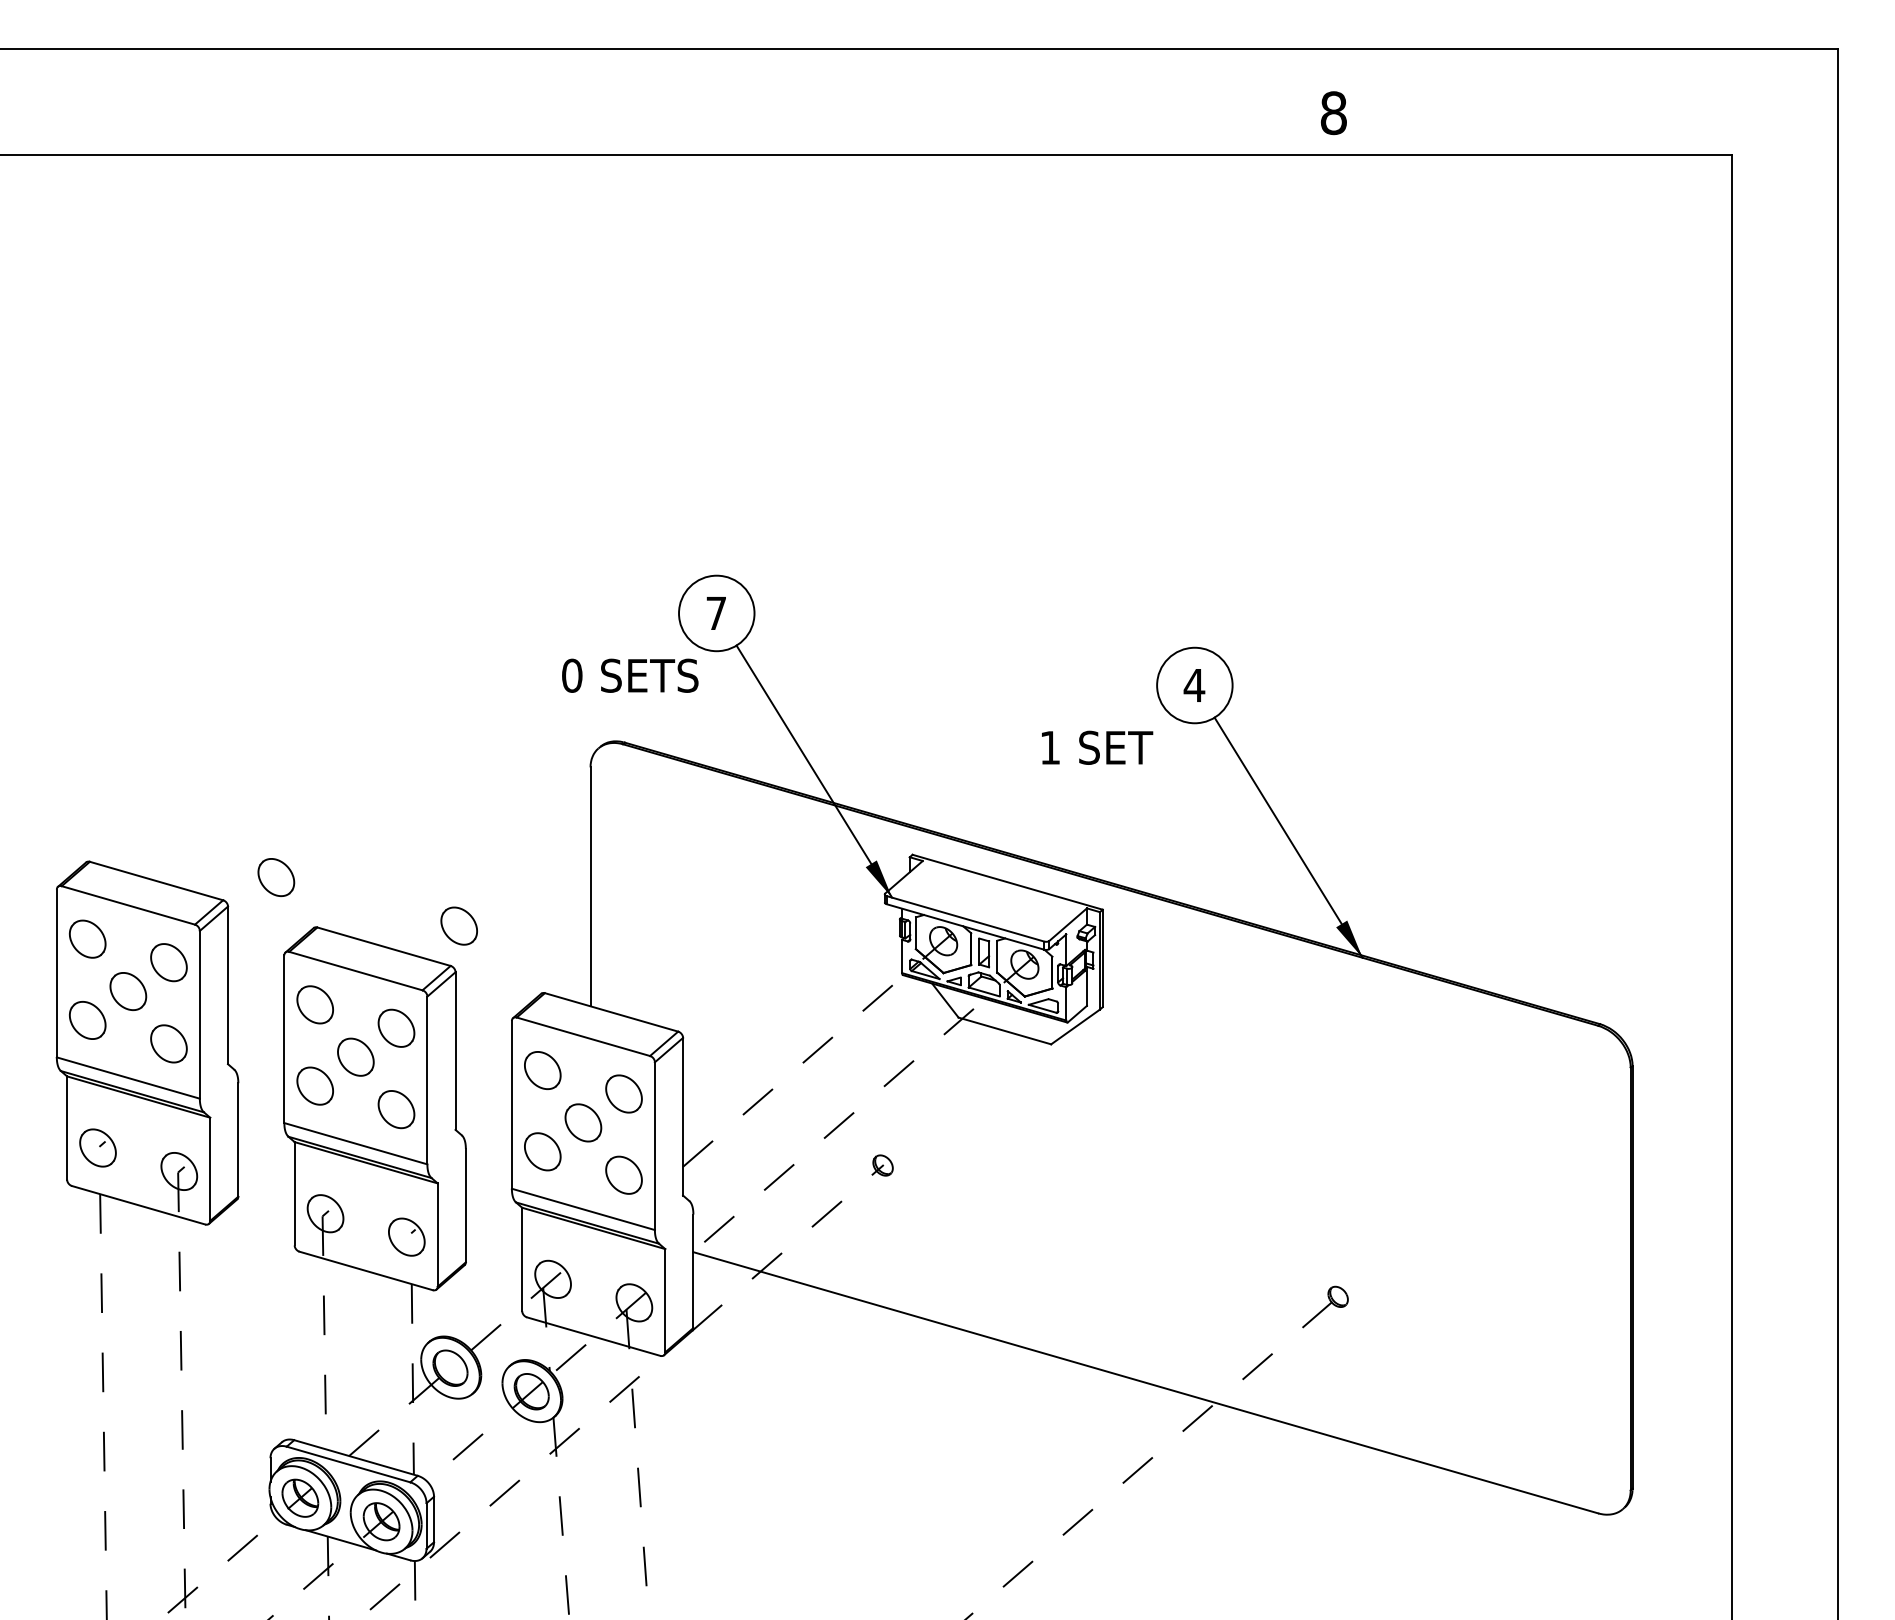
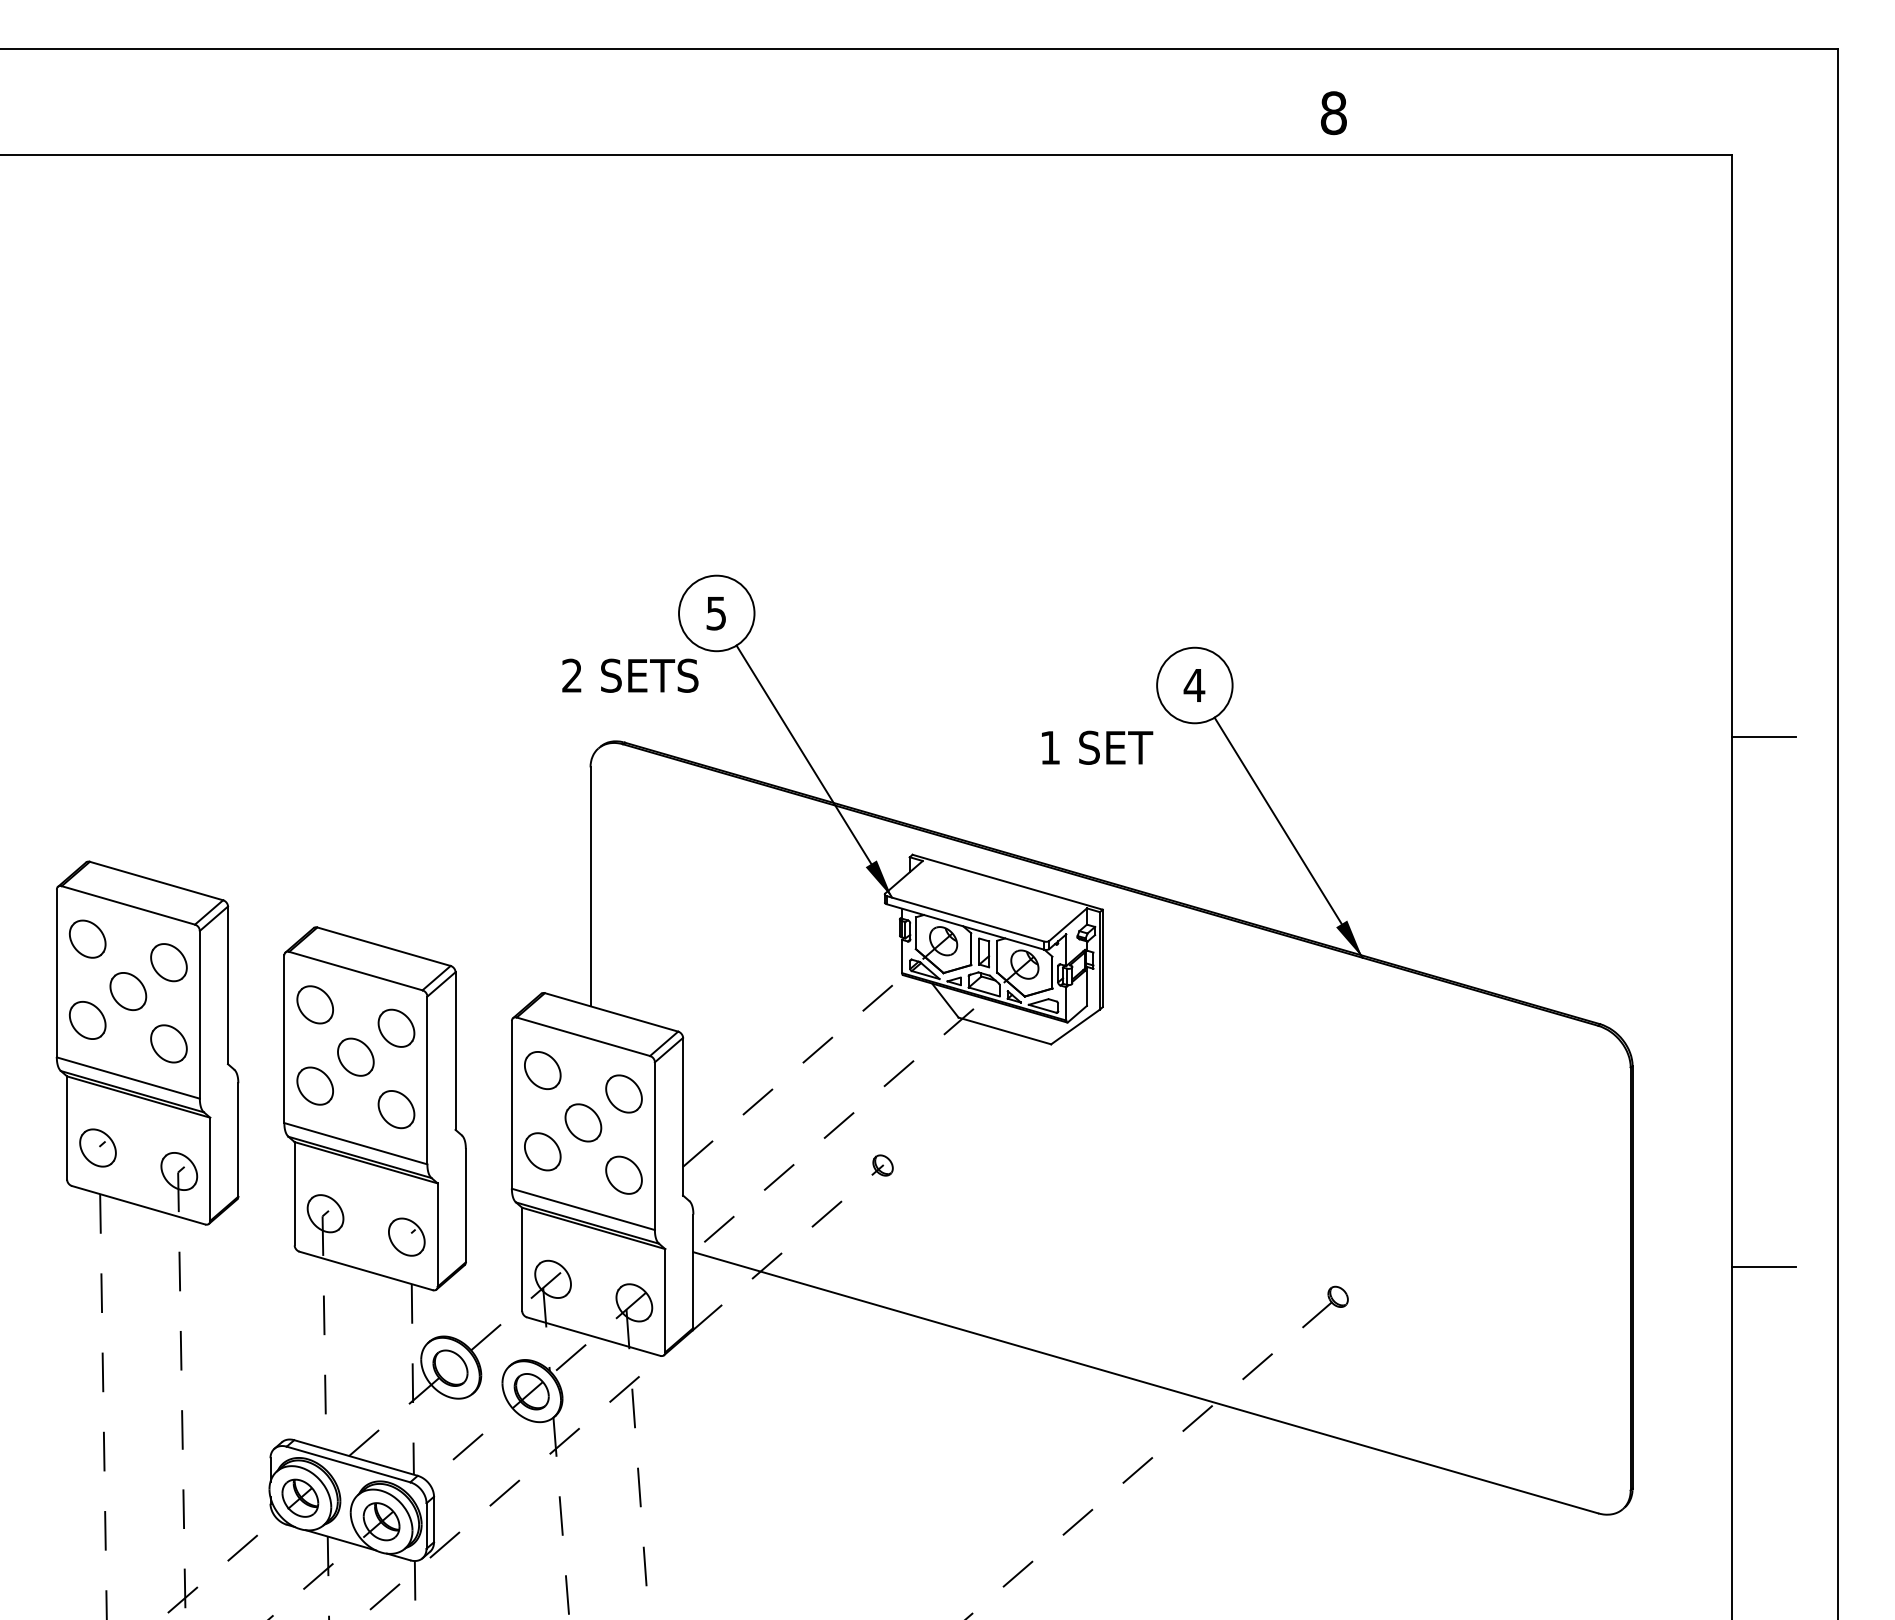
text: 7 -> 5 (715, 613)
text: 0 -> 2 (572, 675)
line: none -> present (1763, 737)
part: present -> none (276, 877)
part: present -> none (458, 925)
line: none -> present (1763, 1266)
